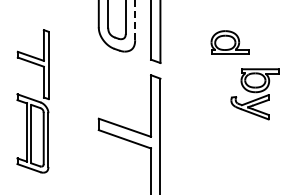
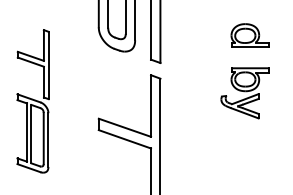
line: dashed -> solid (135, 20)
part position: (229, 42) -> (249, 35) (249, 35)
part position: (254, 94) -> (244, 93) (244, 93)
